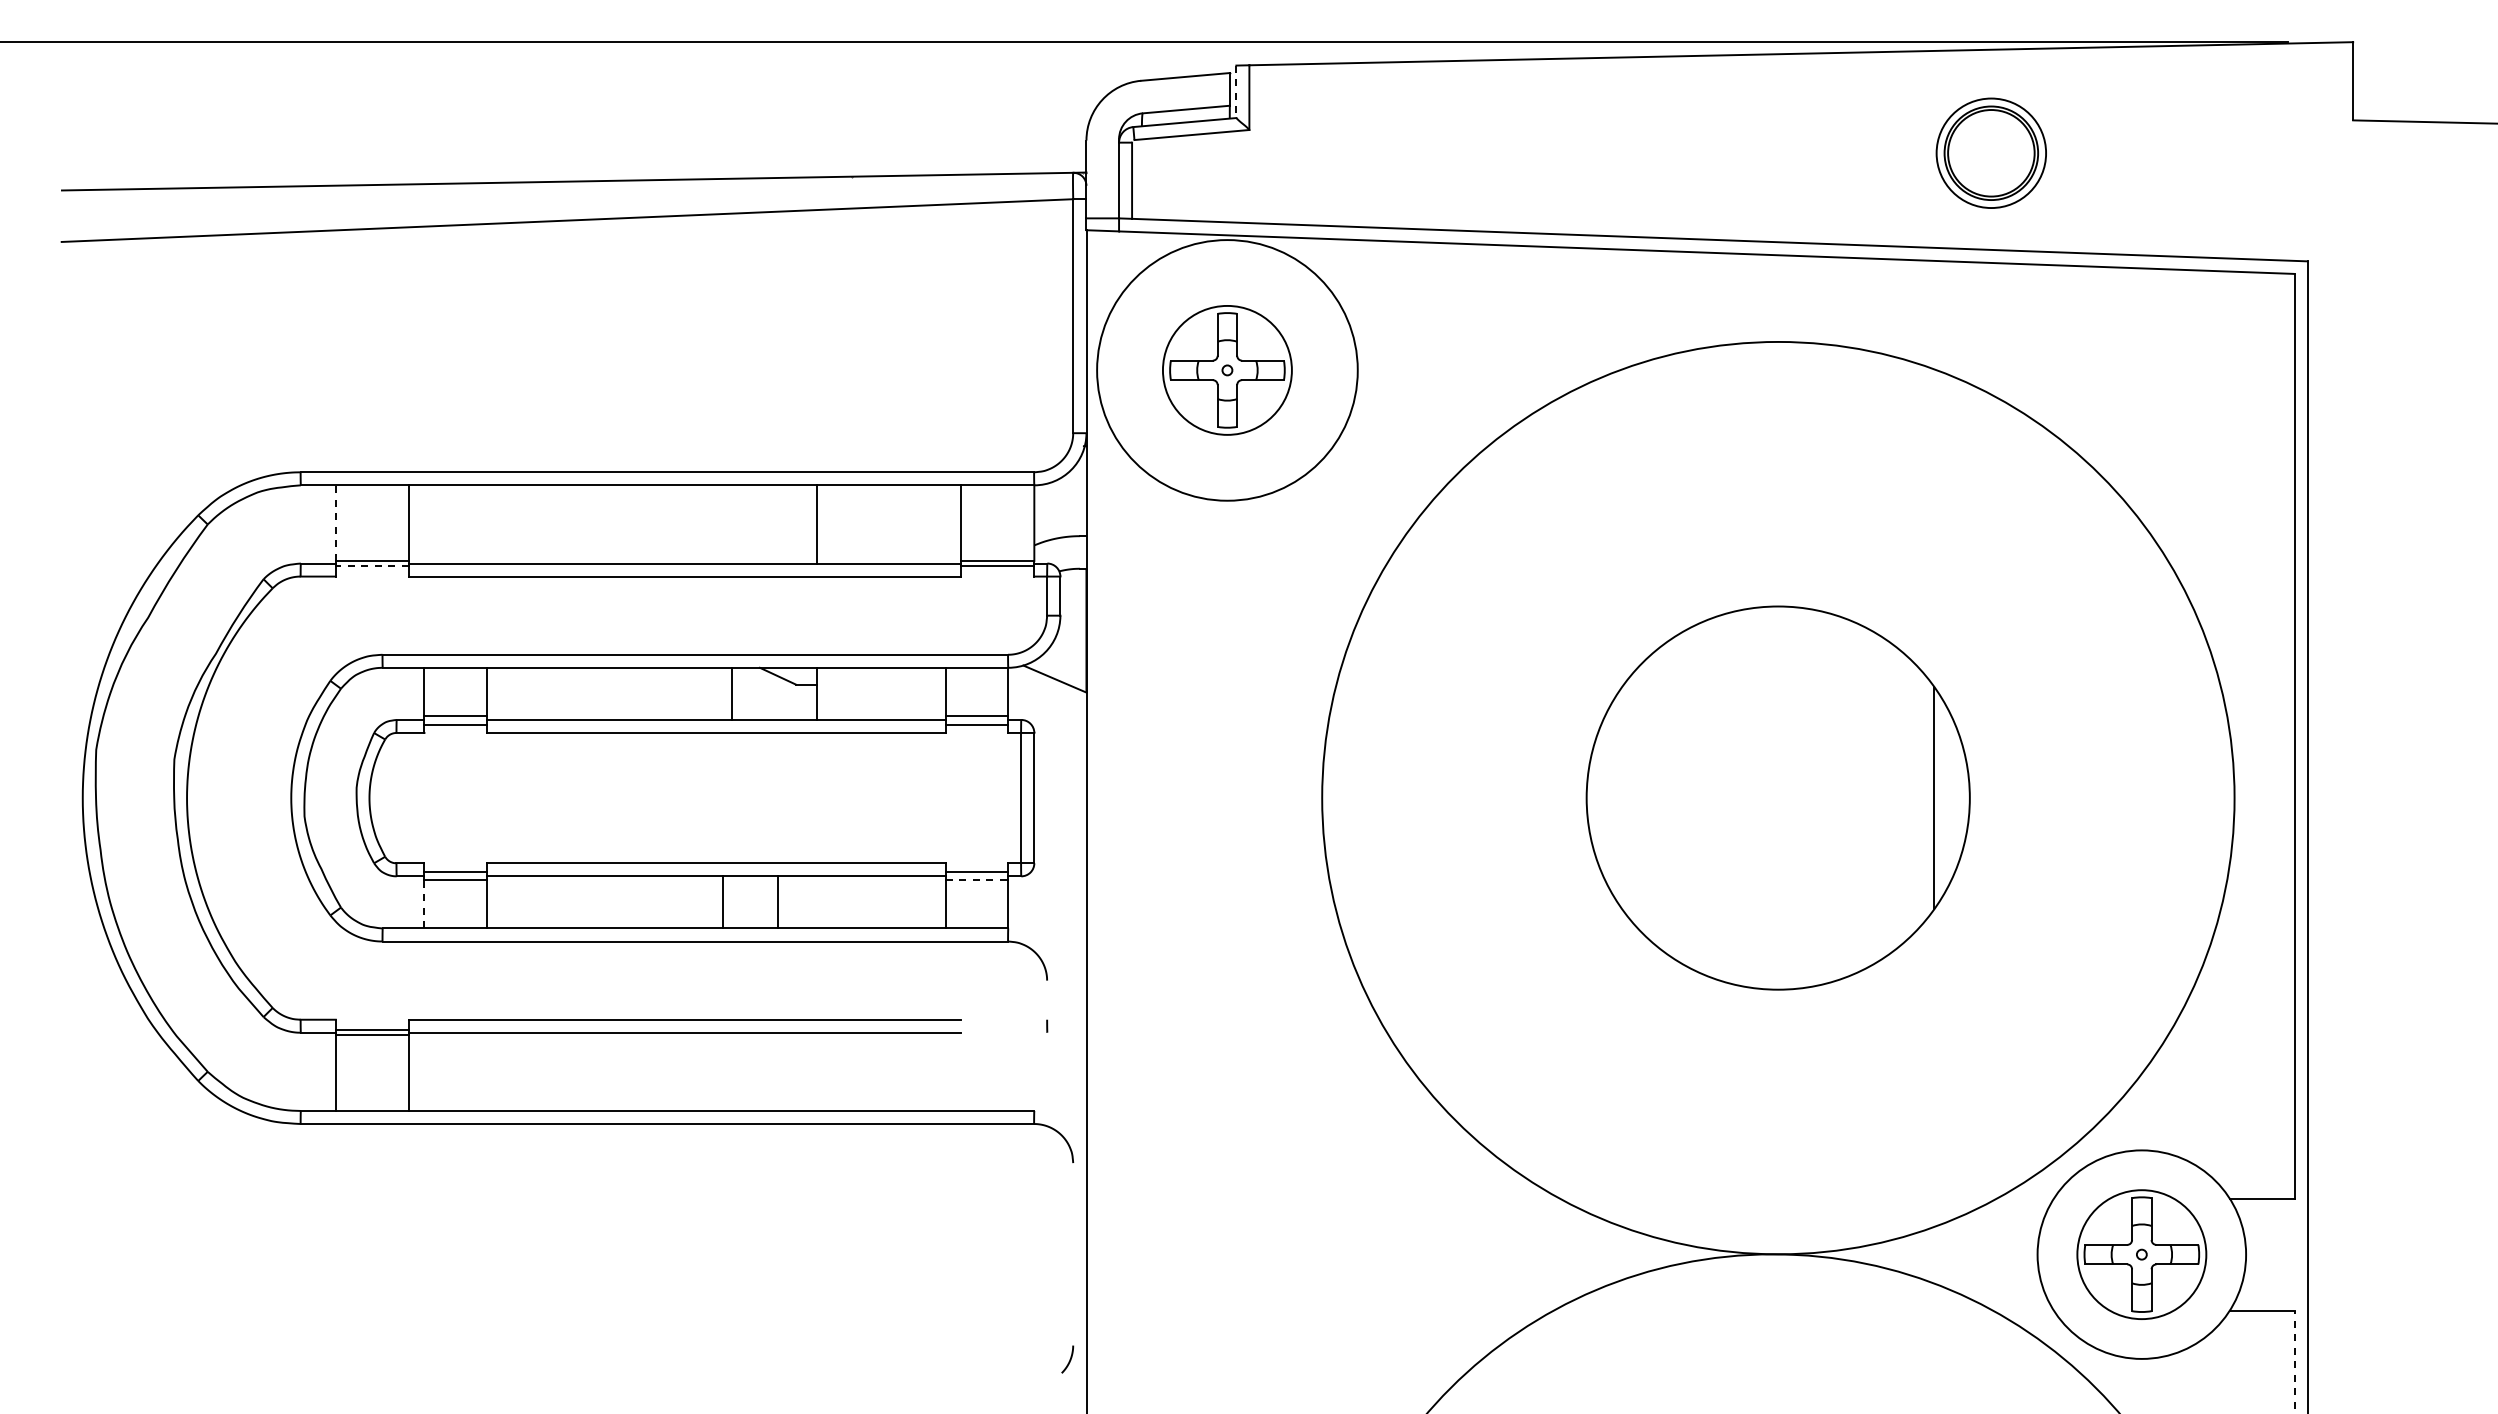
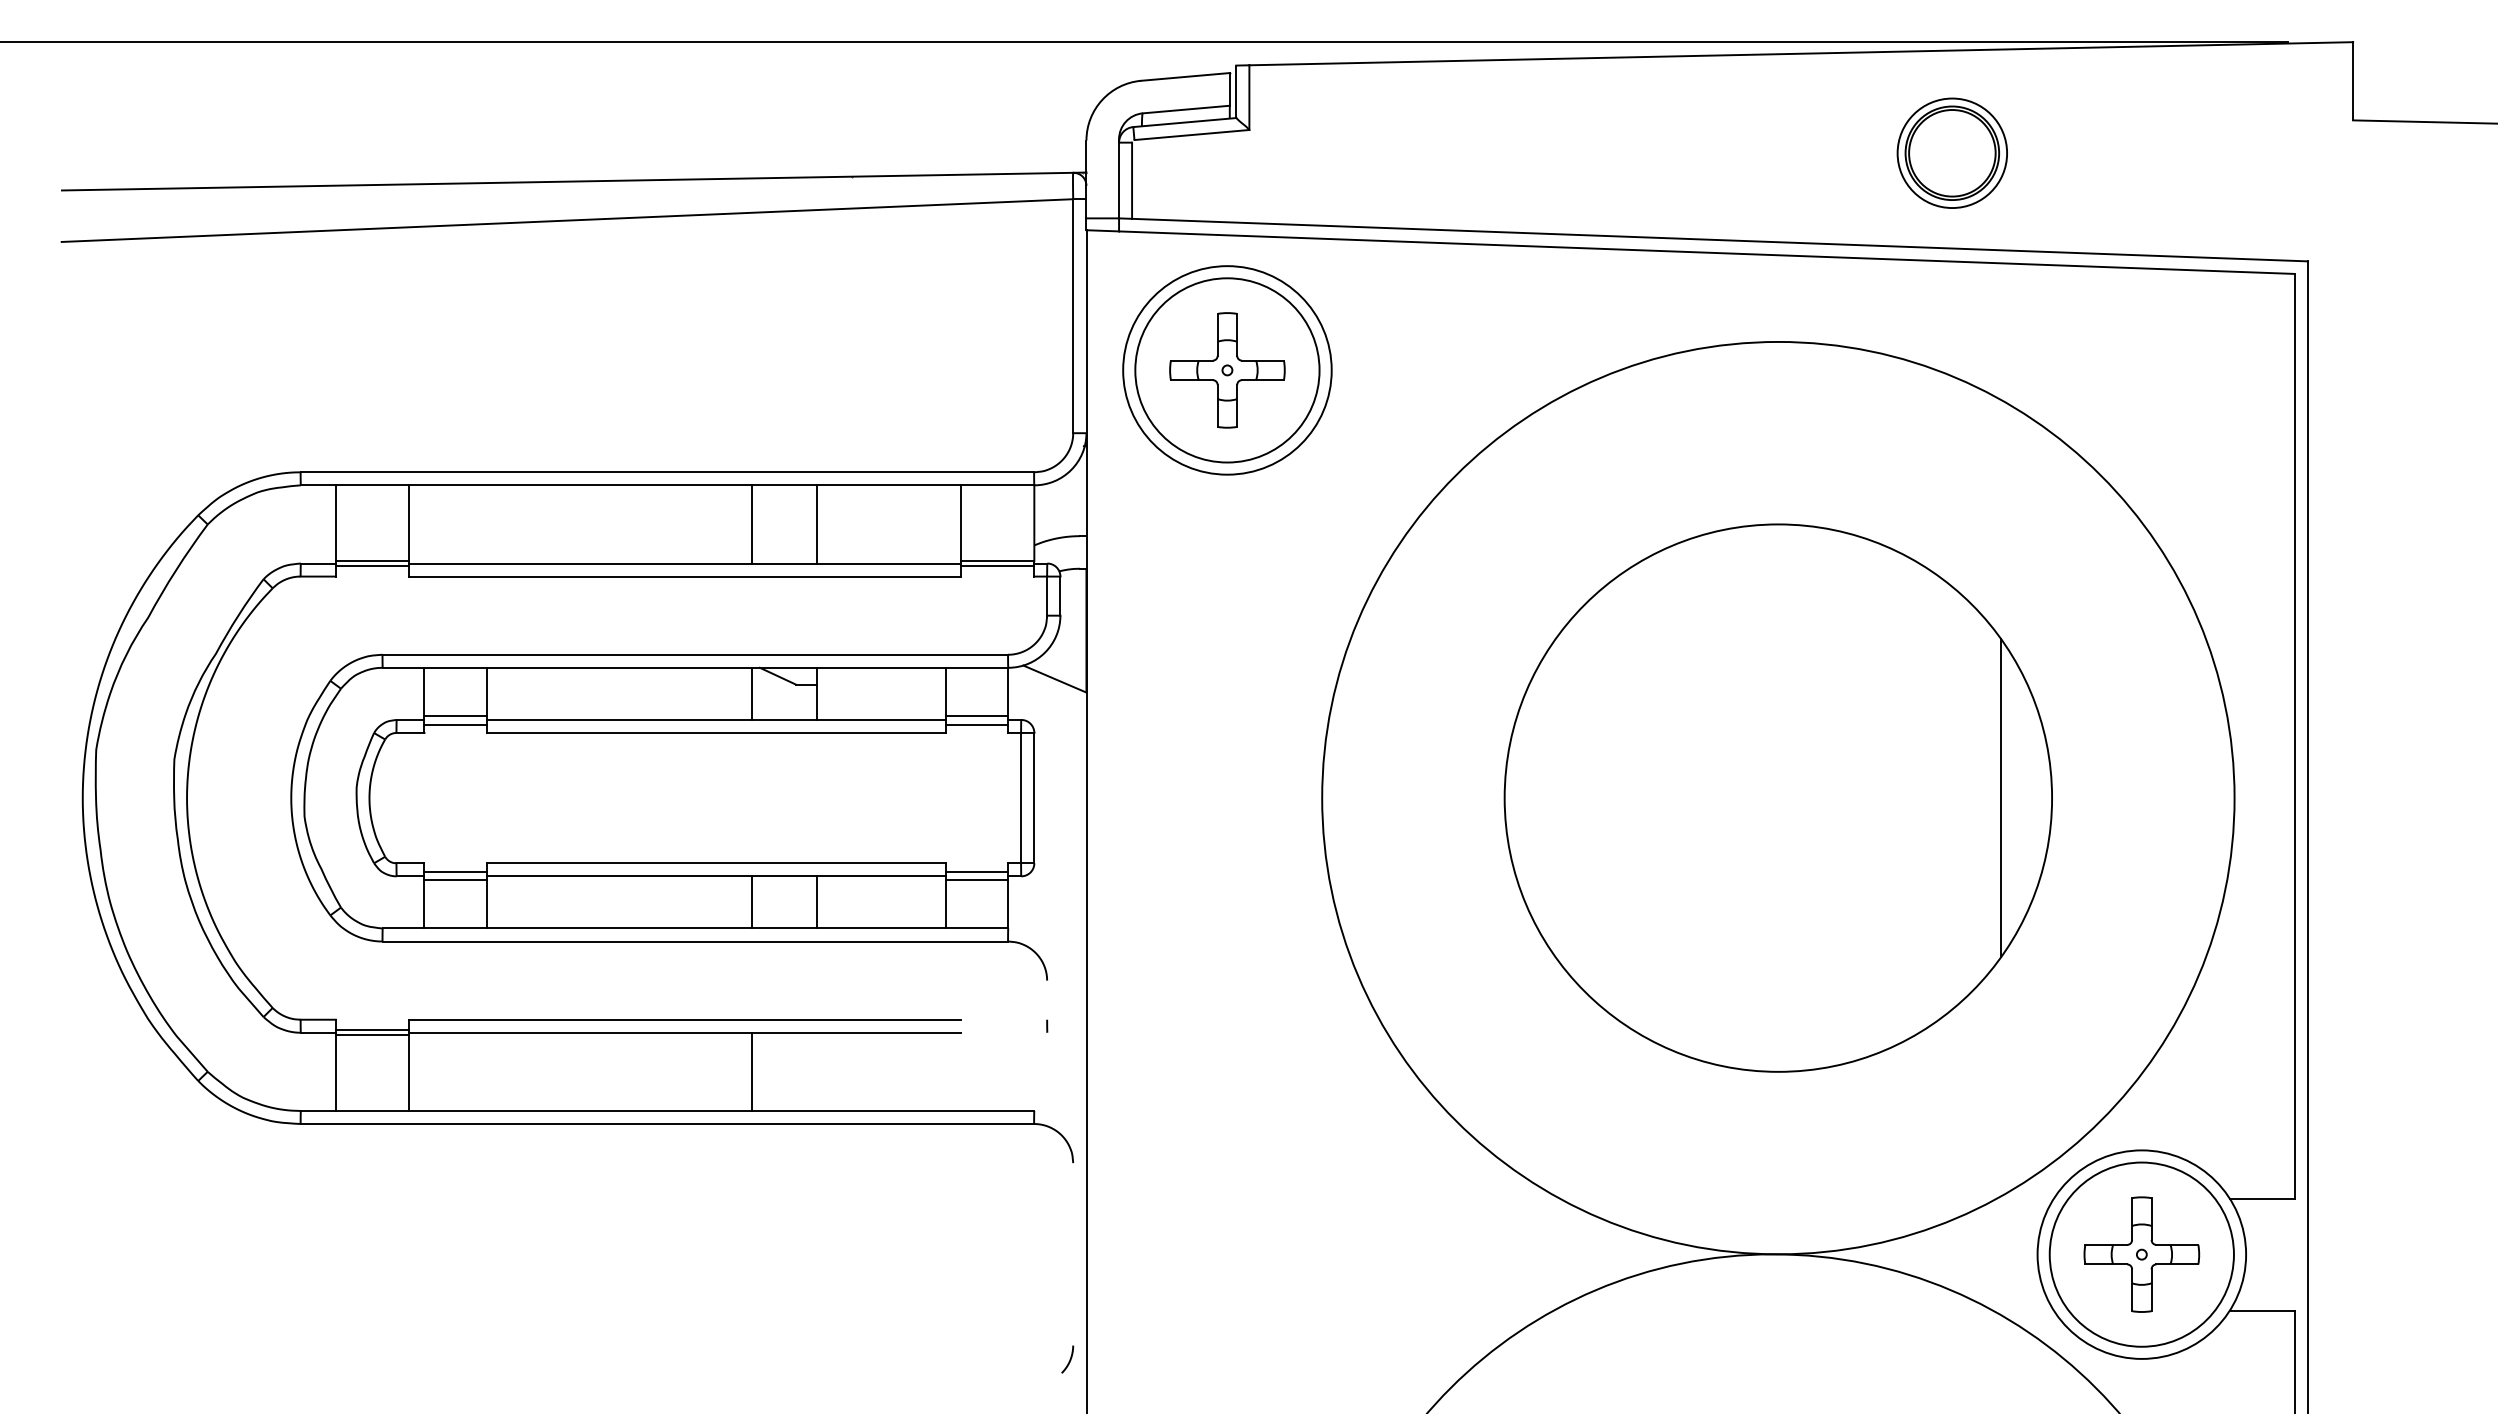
line: dashed -> solid (1236, 92)
part position: (1990, 152) -> (1951, 152) (1951, 152)
circle diameter: 129 px -> 184 px (1227, 370)
circle diameter: 261 px -> 209 px (1227, 370)
line: dashed -> solid (335, 523)
line: none -> present (751, 524)
line: dashed -> solid (371, 566)
line position: (731, 693) -> (751, 693) (751, 693)
part size: 386x386 px -> 550x550 px (1777, 797)
line: dashed -> solid (977, 879)
line position: (722, 902) -> (751, 902) (751, 902)
line position: (777, 902) -> (816, 902) (816, 902)
line: dashed -> solid (424, 903)
line: none -> present (751, 1071)
circle diameter: 129 px -> 184 px (2141, 1254)
line: dashed -> solid (2294, 1361)
